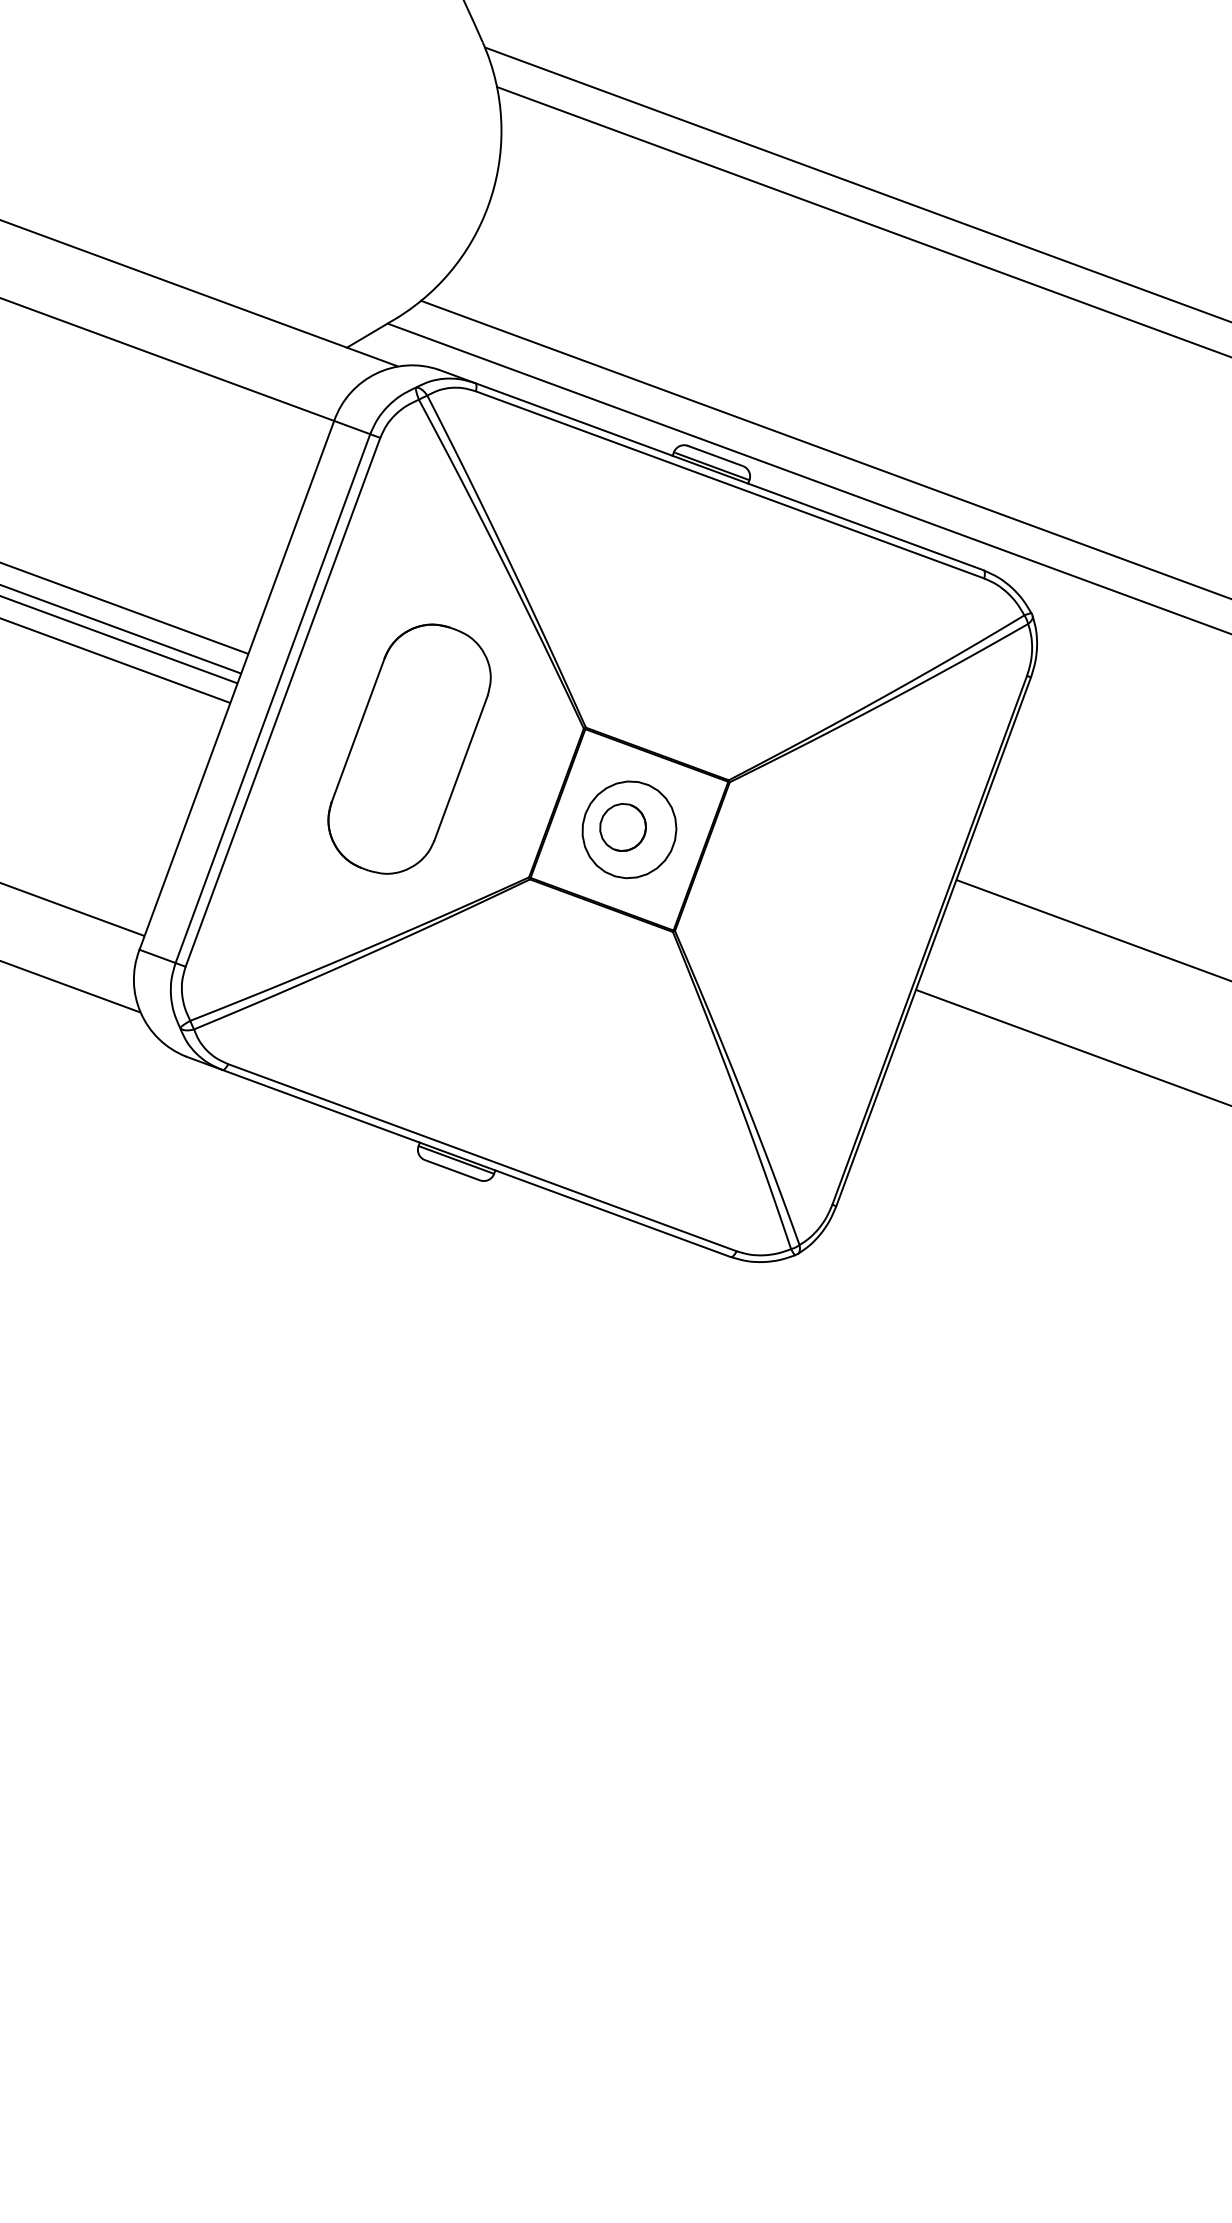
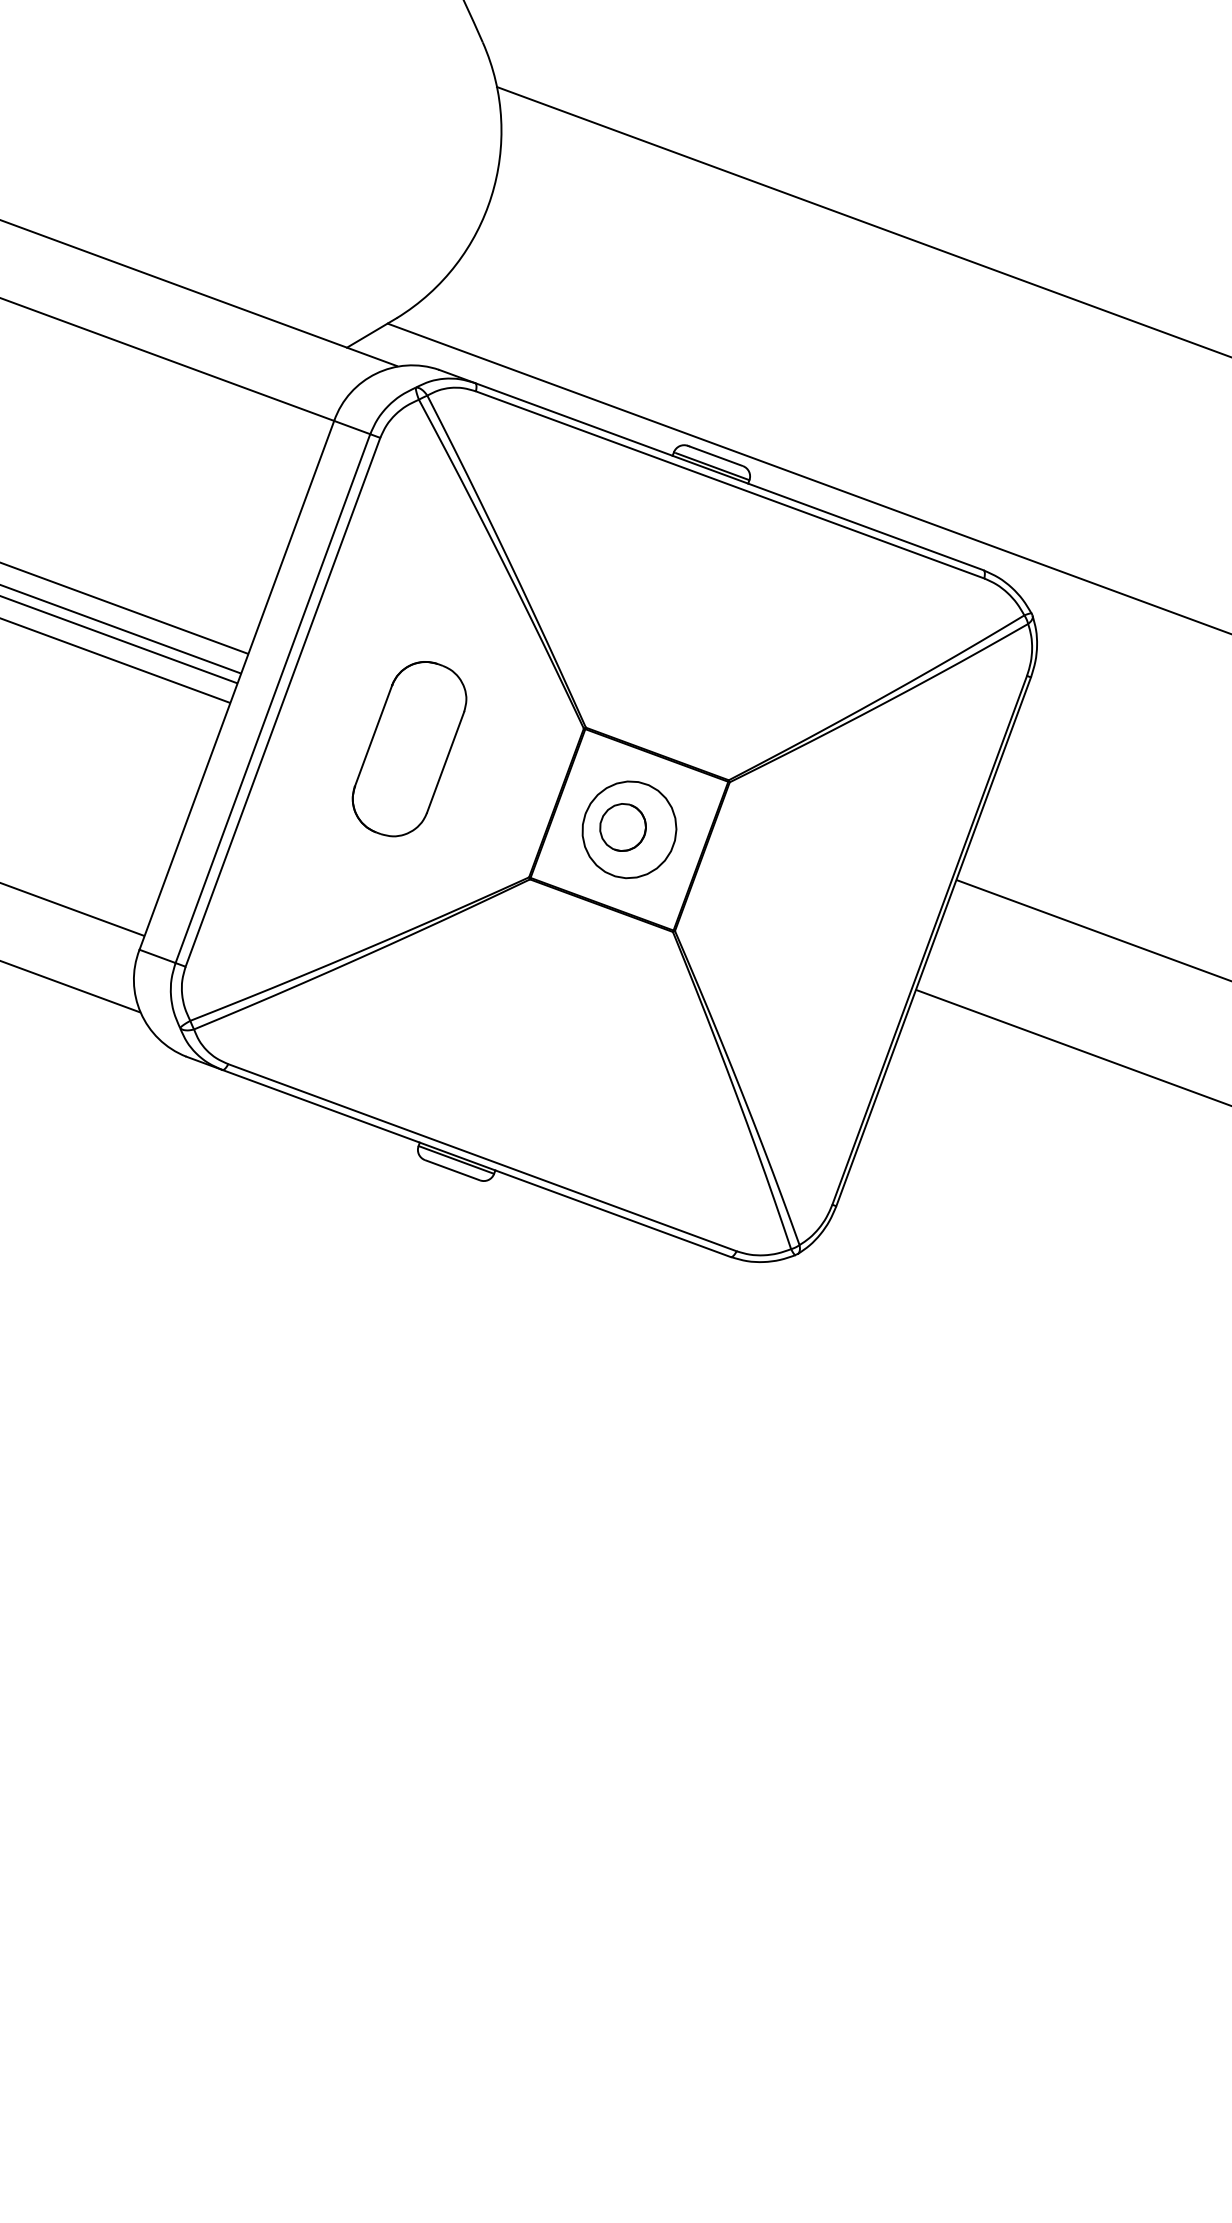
line: present -> none (856, 184)
line: present -> none (824, 449)
part size: 165x252 px -> 117x177 px (409, 749)
